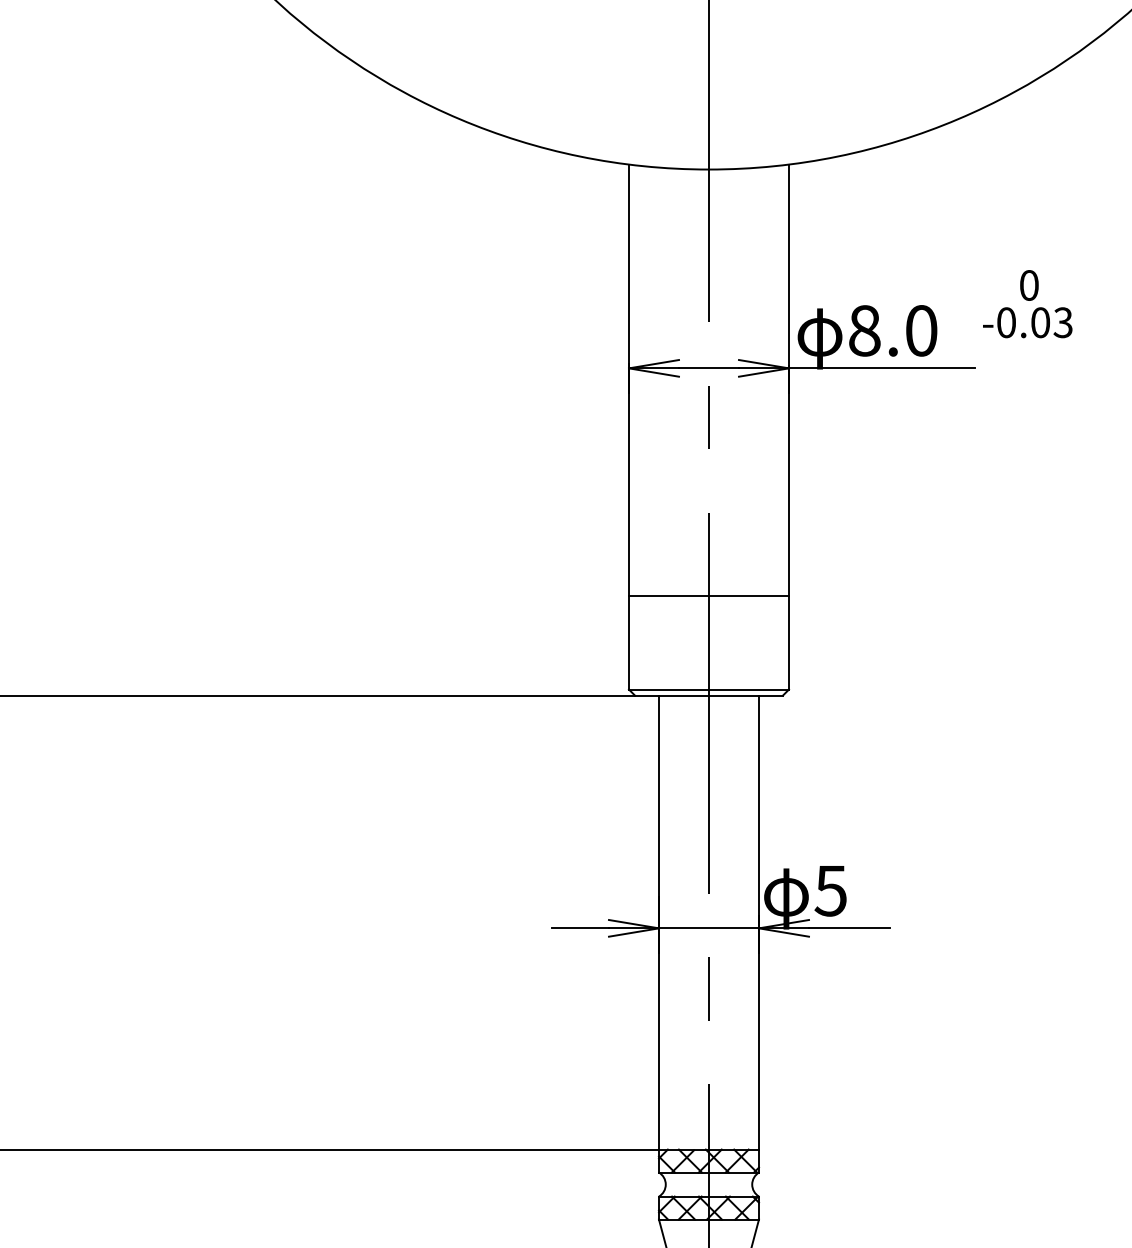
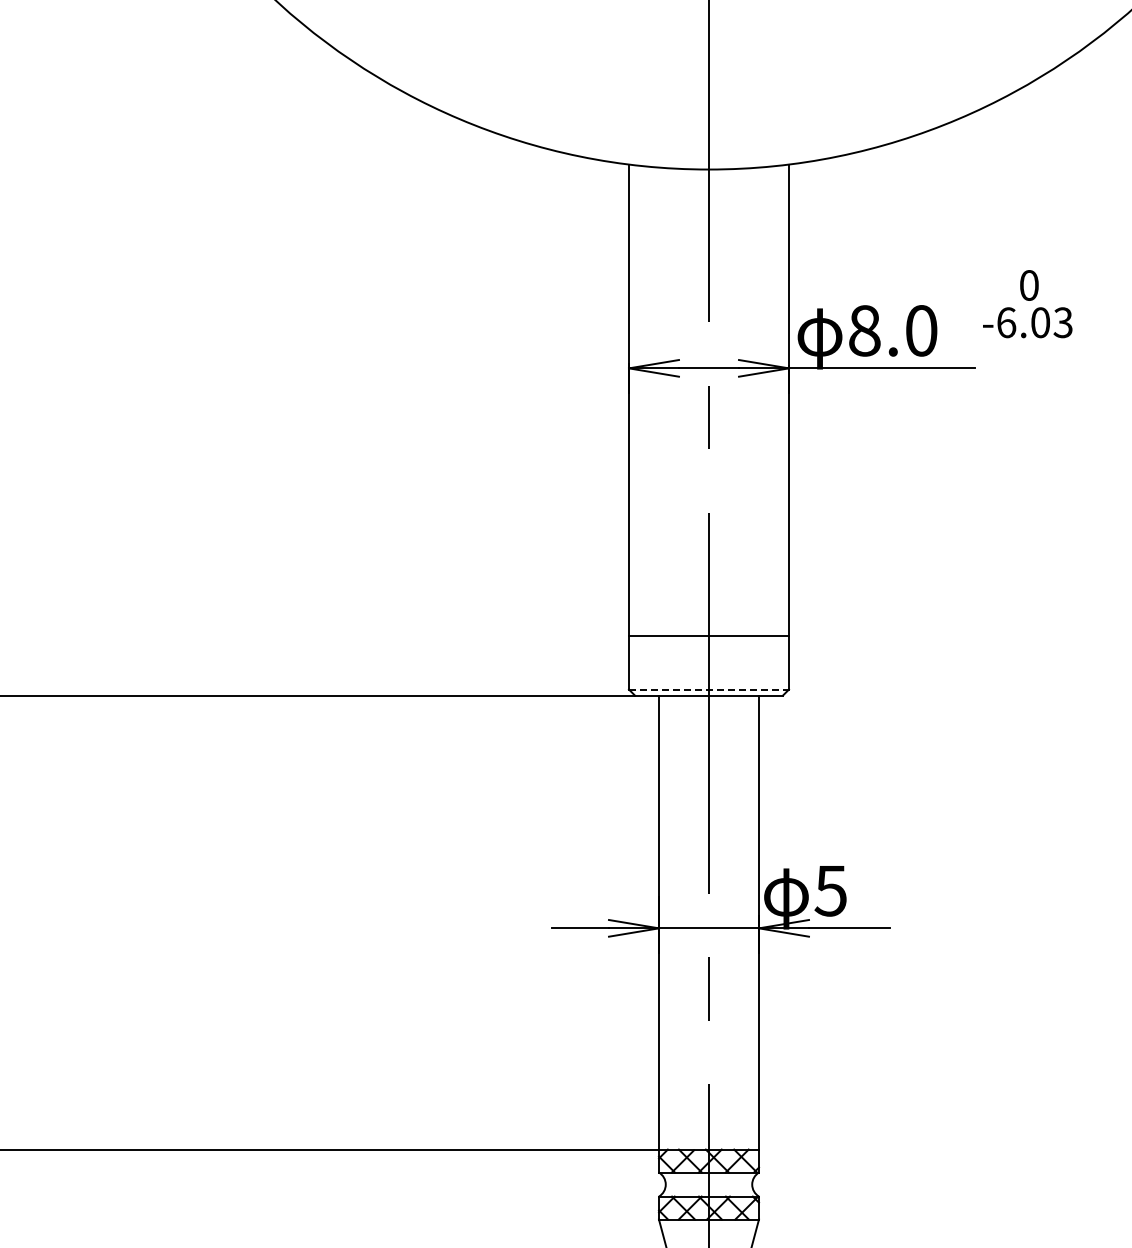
text: -0.03 -> -6.03 (1006, 322)
line position: (708, 595) -> (708, 635) (708, 635)
line: solid -> dashed (709, 689)
